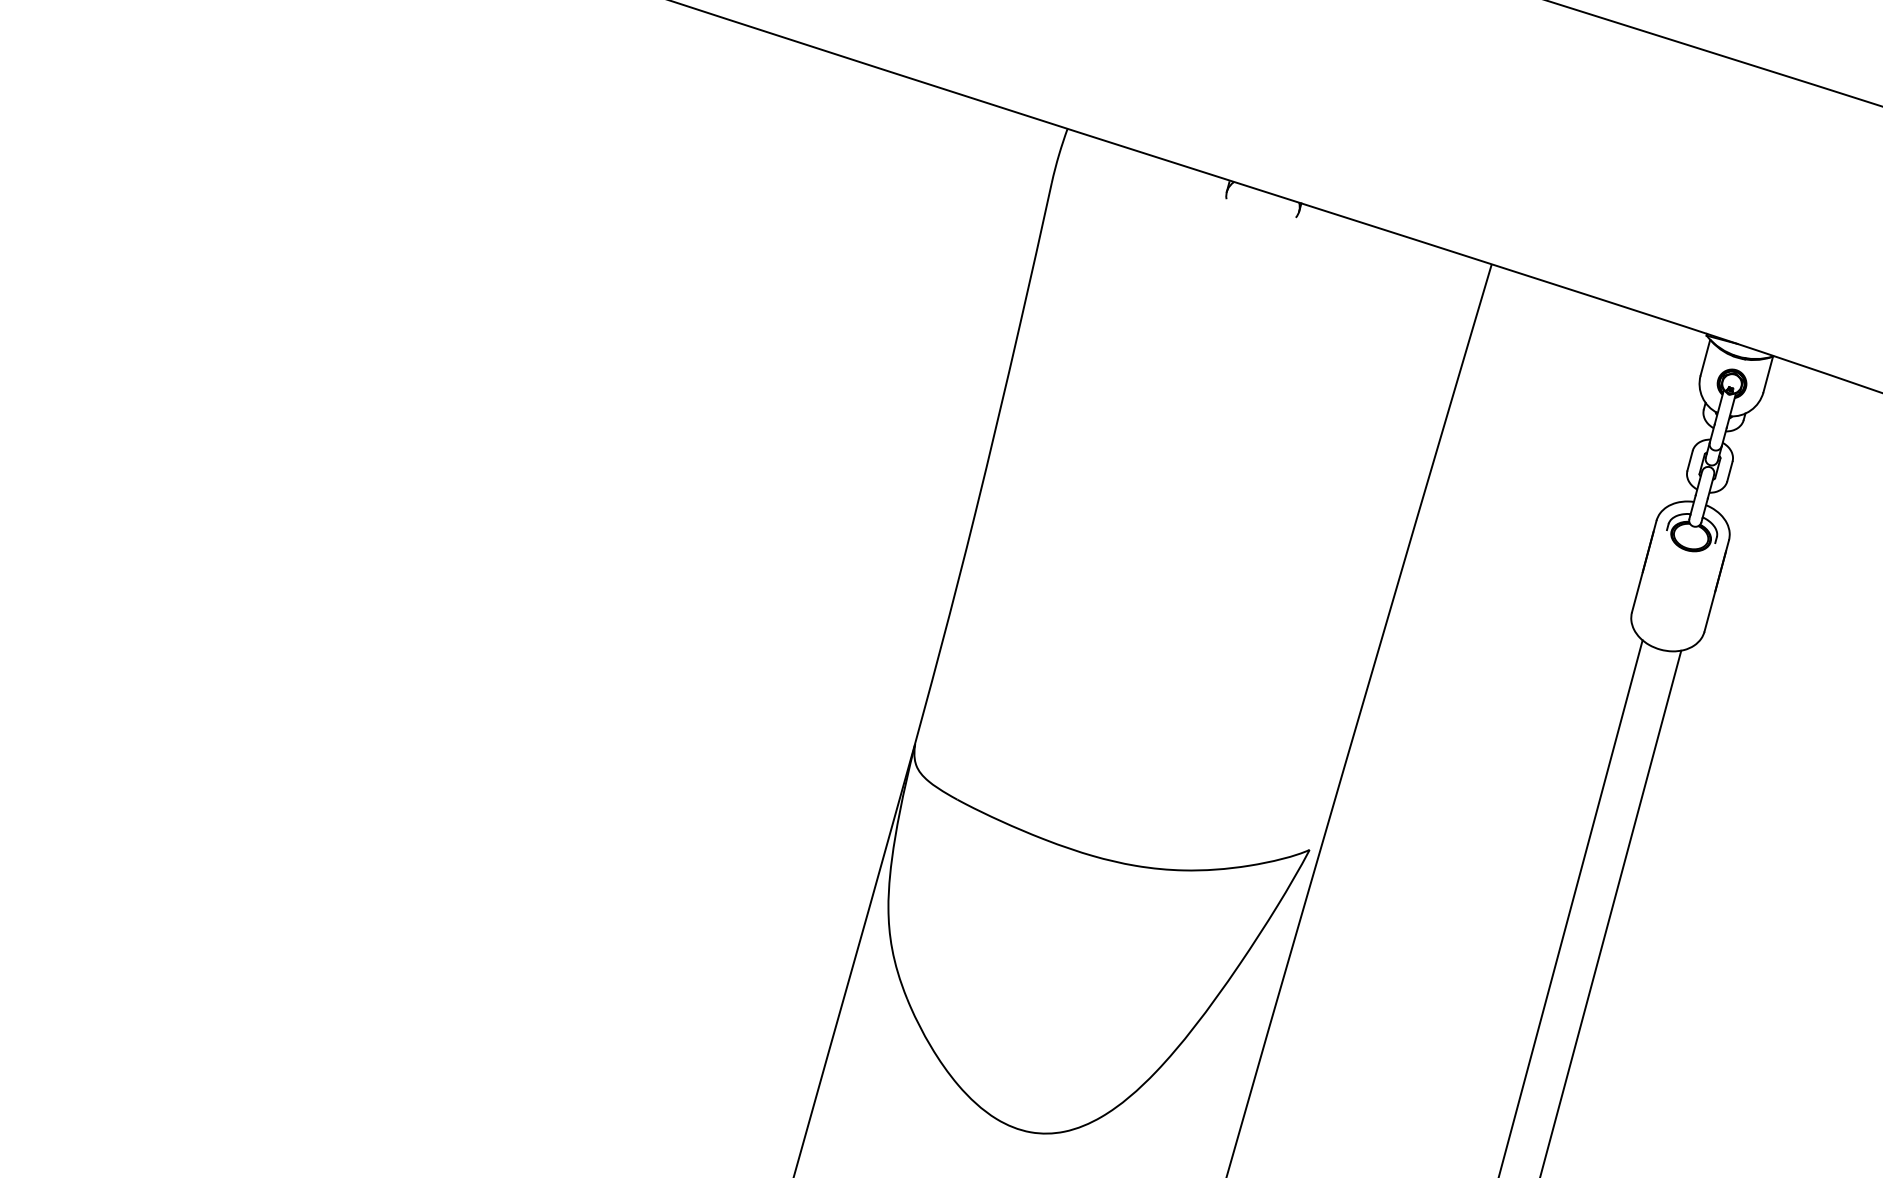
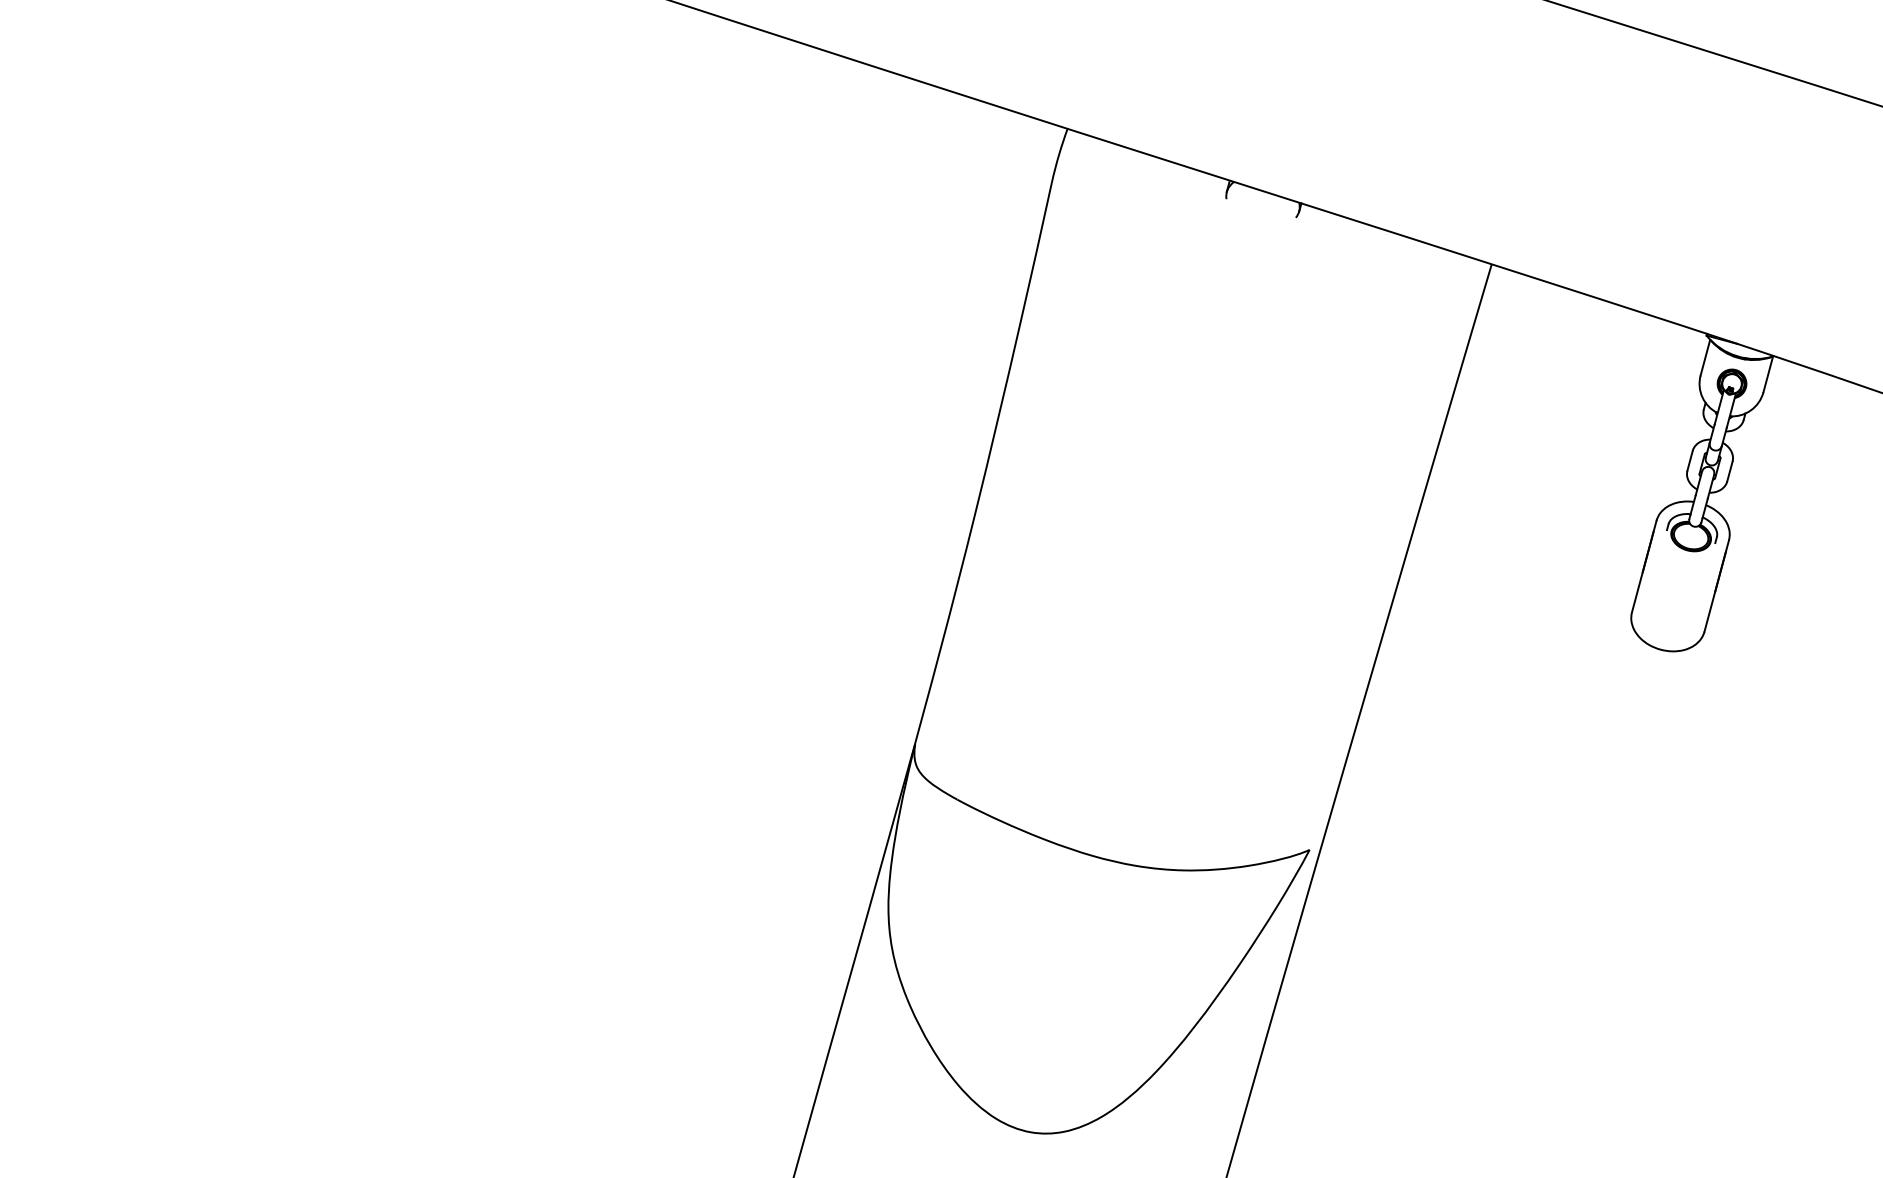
line: present -> none (1570, 907)
line: present -> none (1610, 912)
